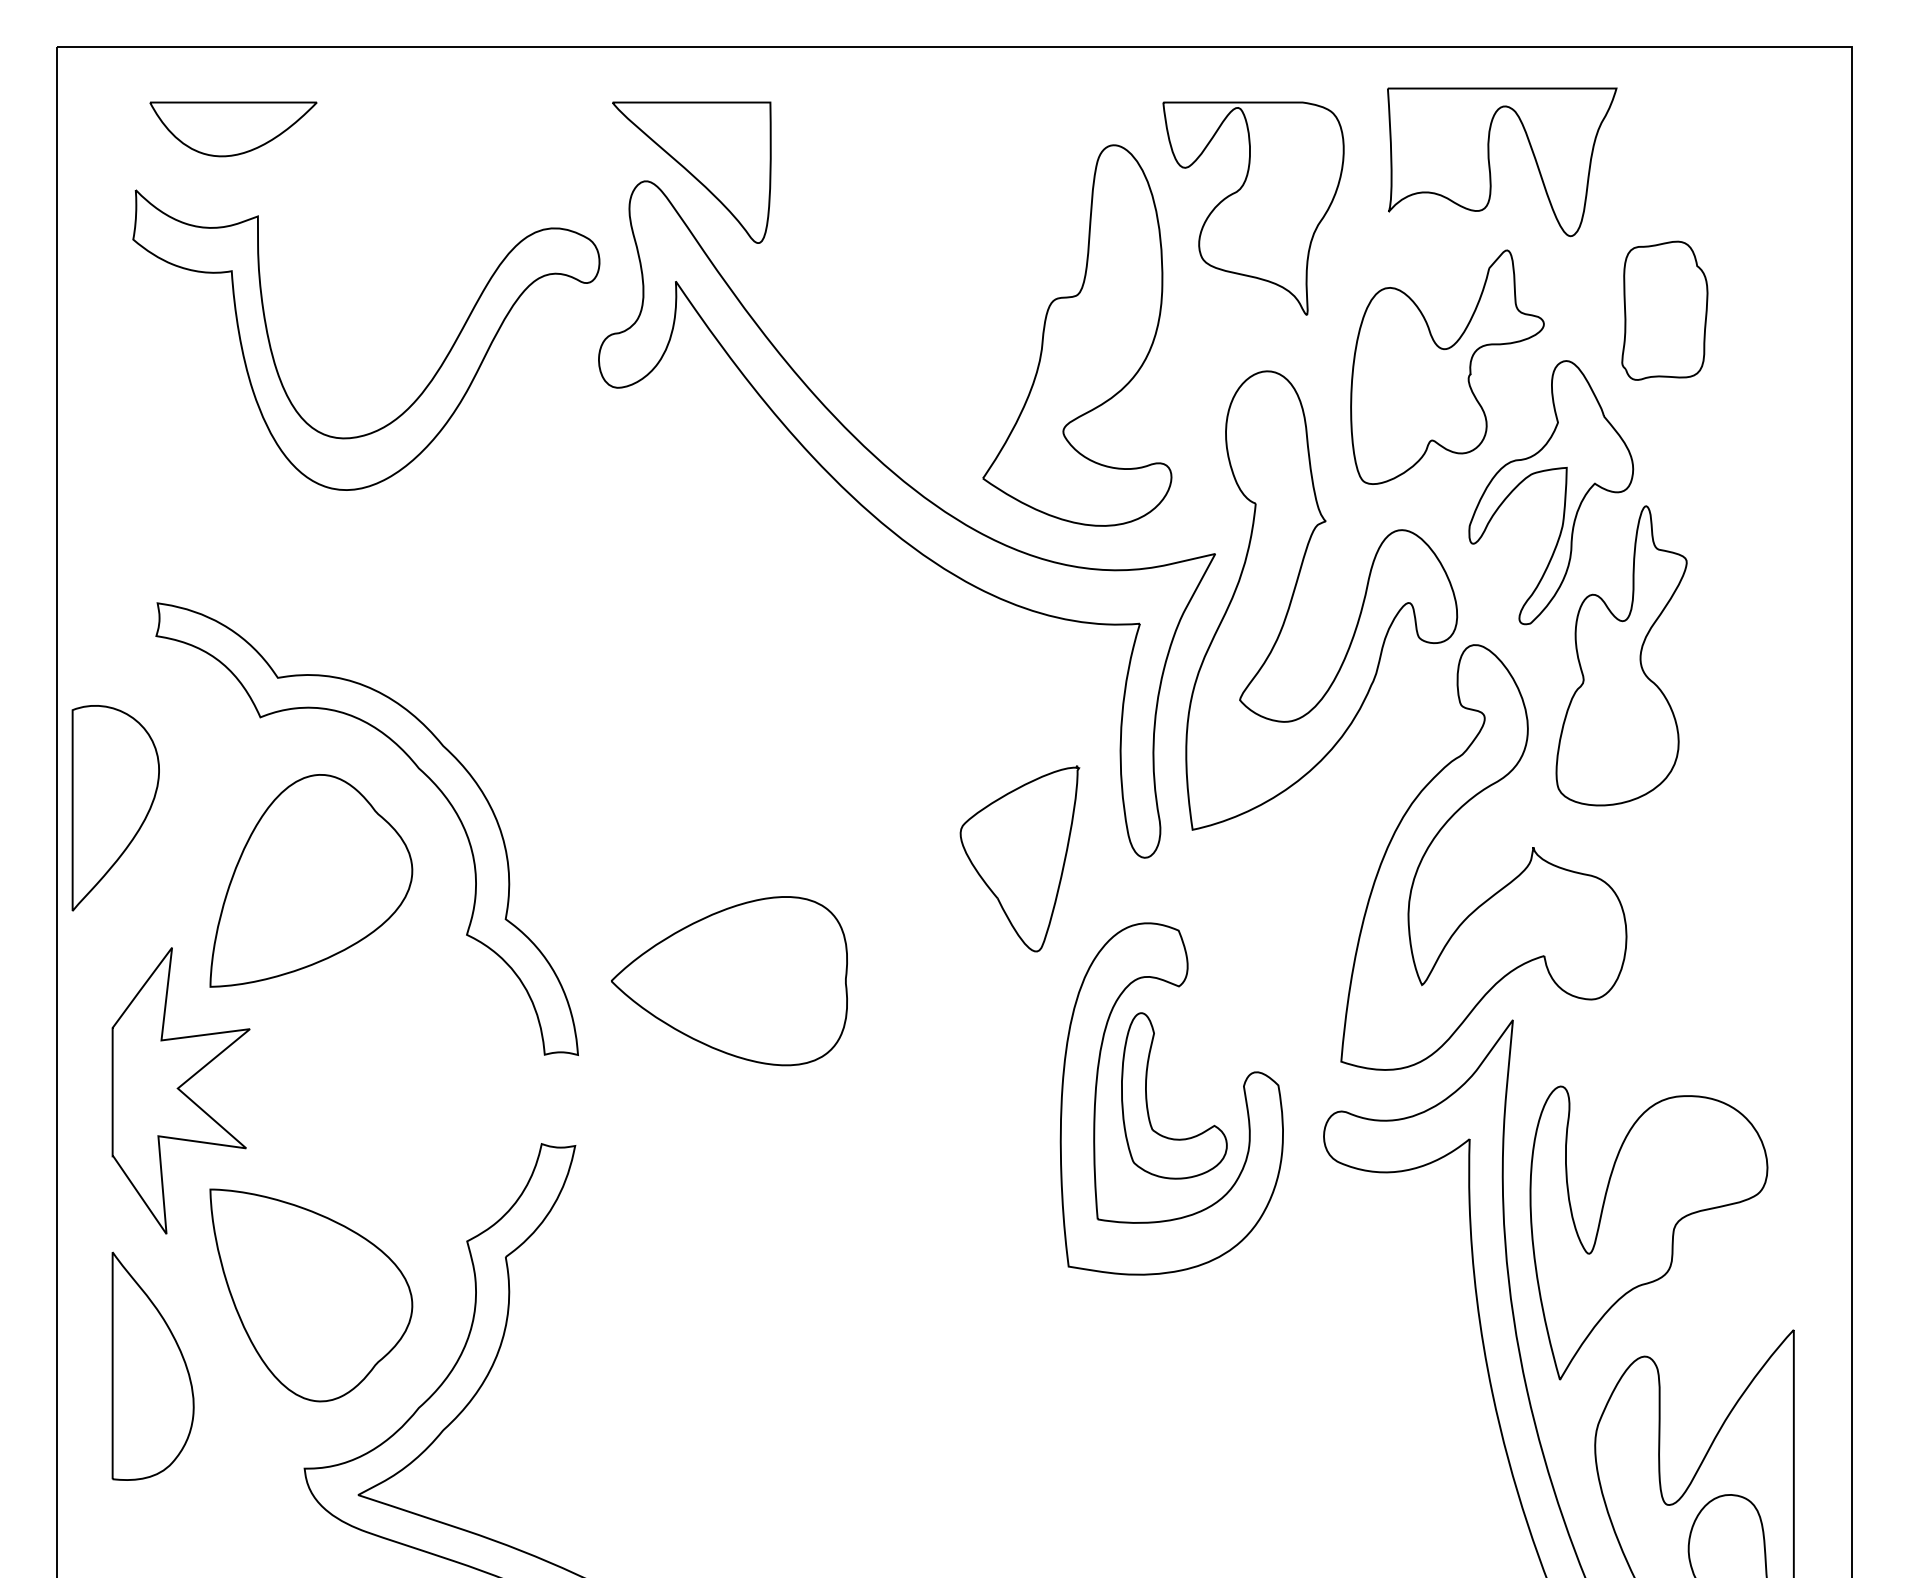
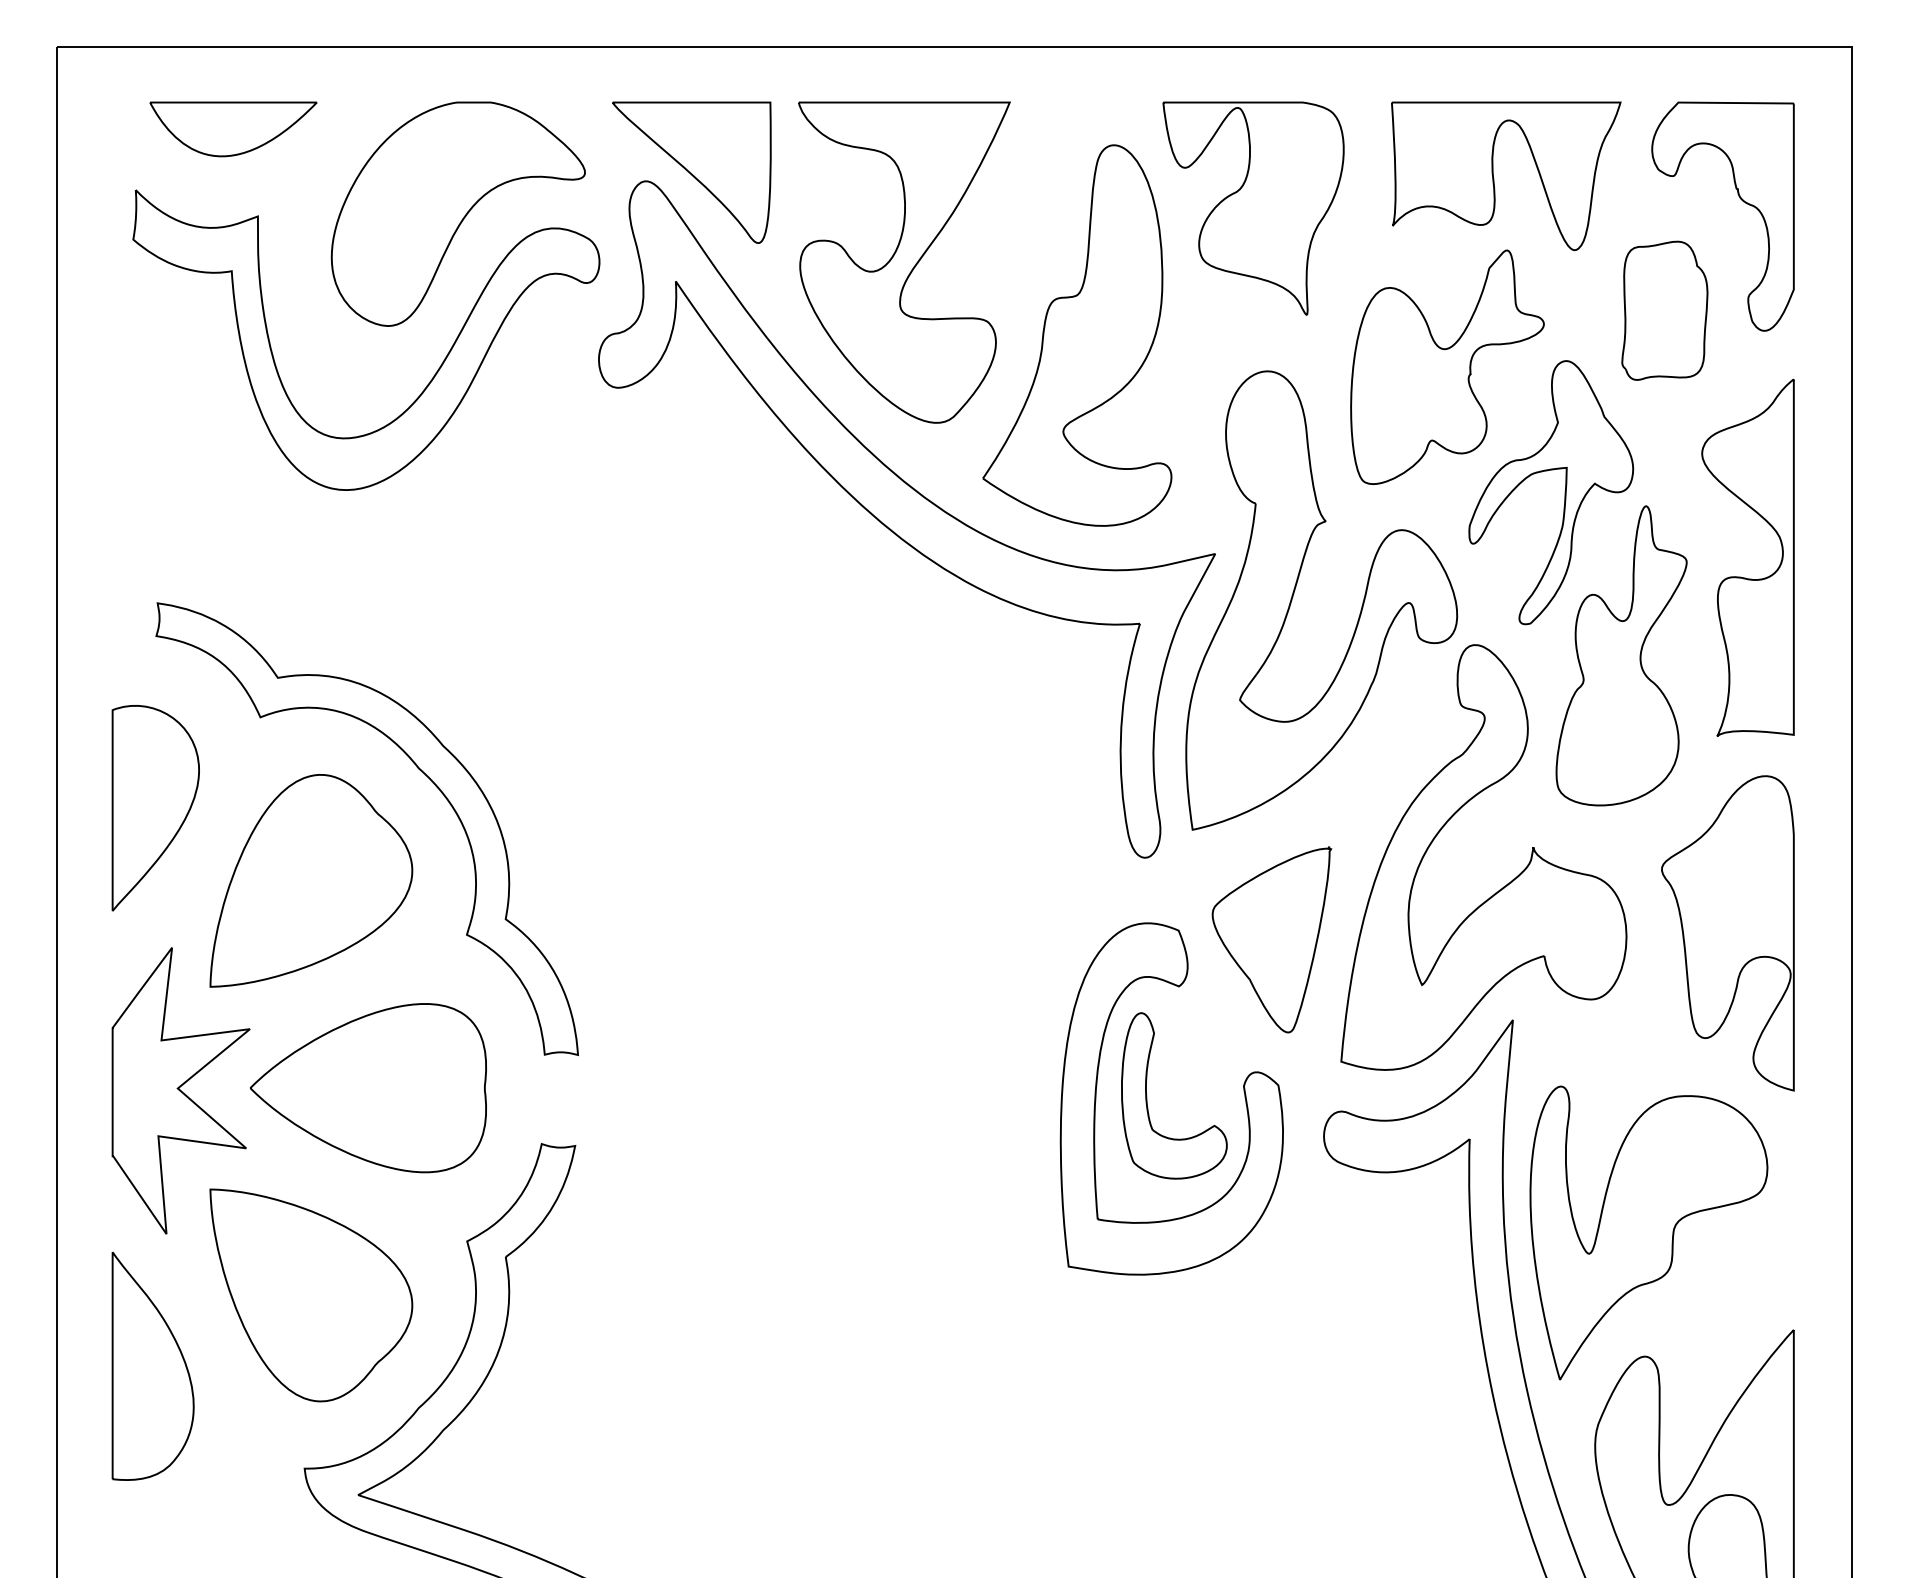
part position: (1490, 164) -> (1494, 178) (1494, 178)
part: none -> present (1739, 198)
part: none -> present (457, 213)
part: none -> present (904, 262)
part: none -> present (1741, 576)
part position: (115, 808) -> (155, 808) (155, 808)
part position: (1019, 858) -> (1271, 939) (1271, 939)
part: none -> present (1727, 933)
part position: (729, 981) -> (368, 1088) (368, 1088)
